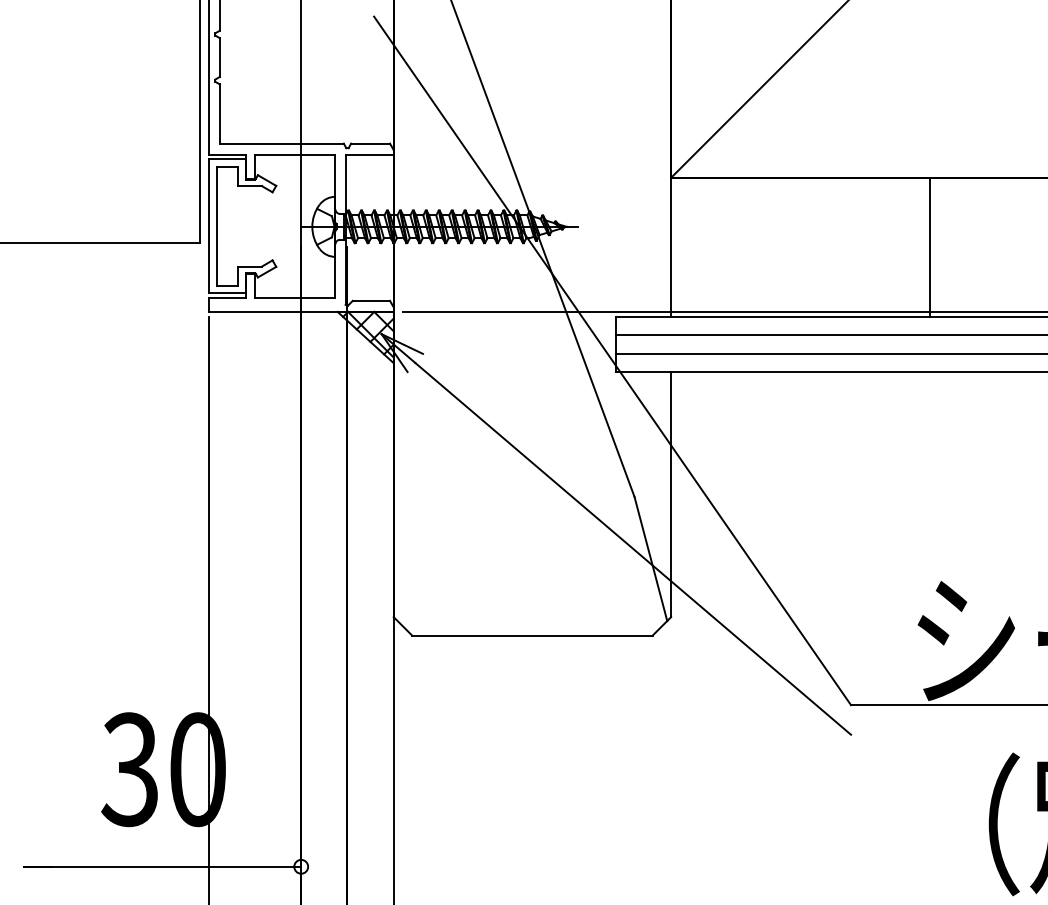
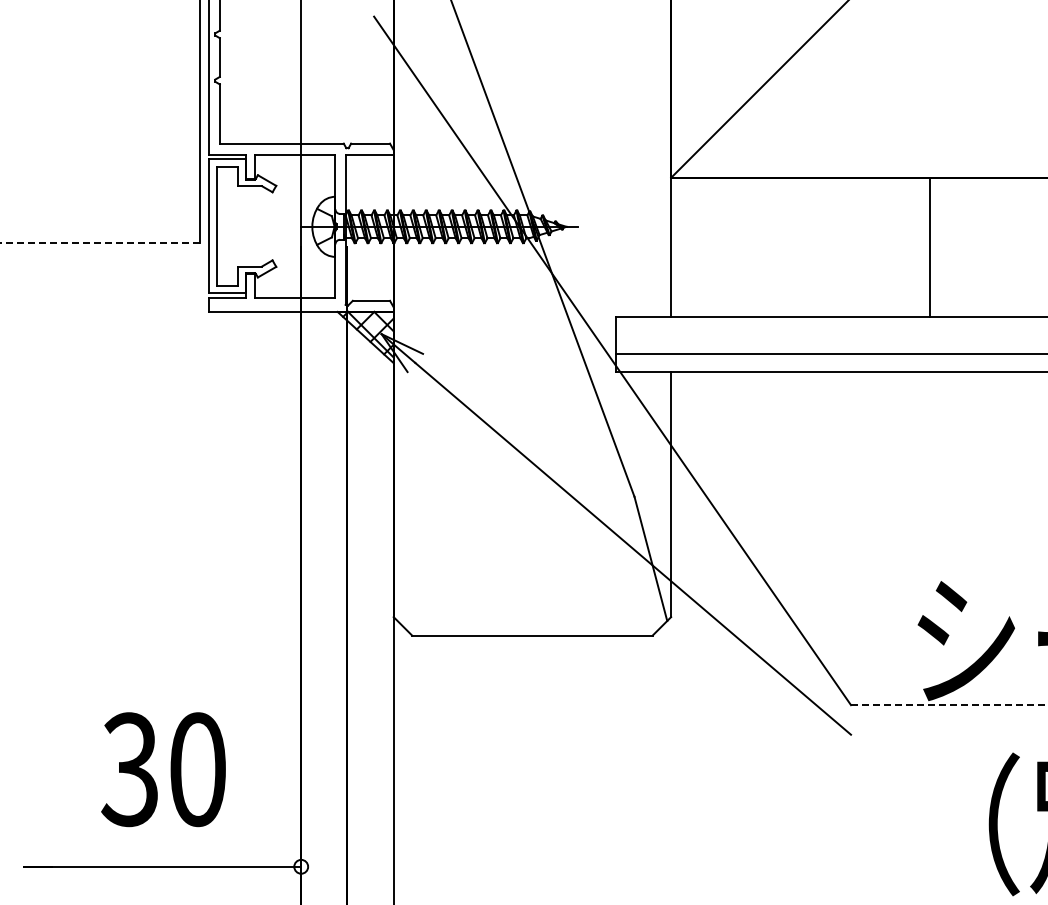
line: solid -> dashed (99, 243)
line: present -> none (723, 311)
line: present -> none (829, 335)
line: present -> none (208, 608)
line: solid -> dashed (949, 705)
